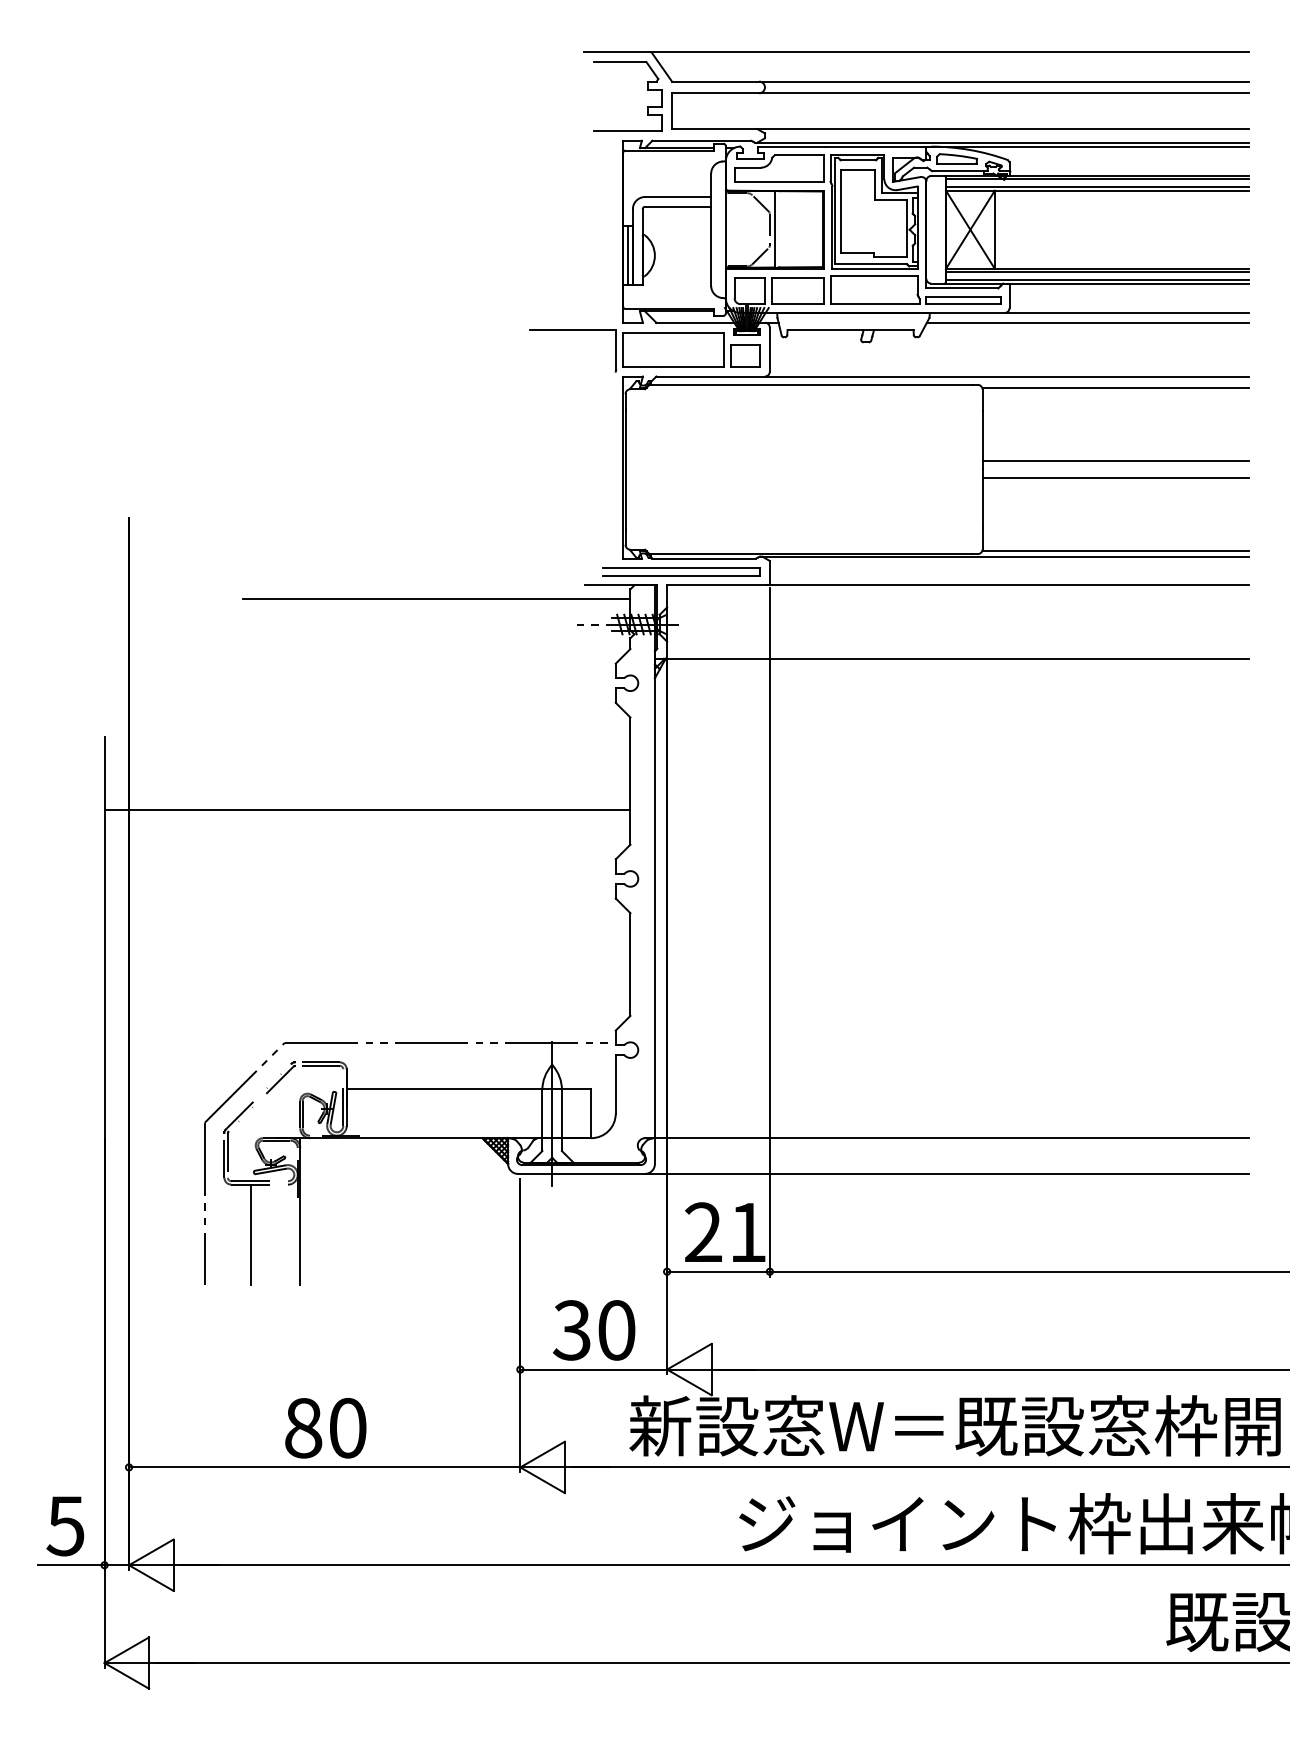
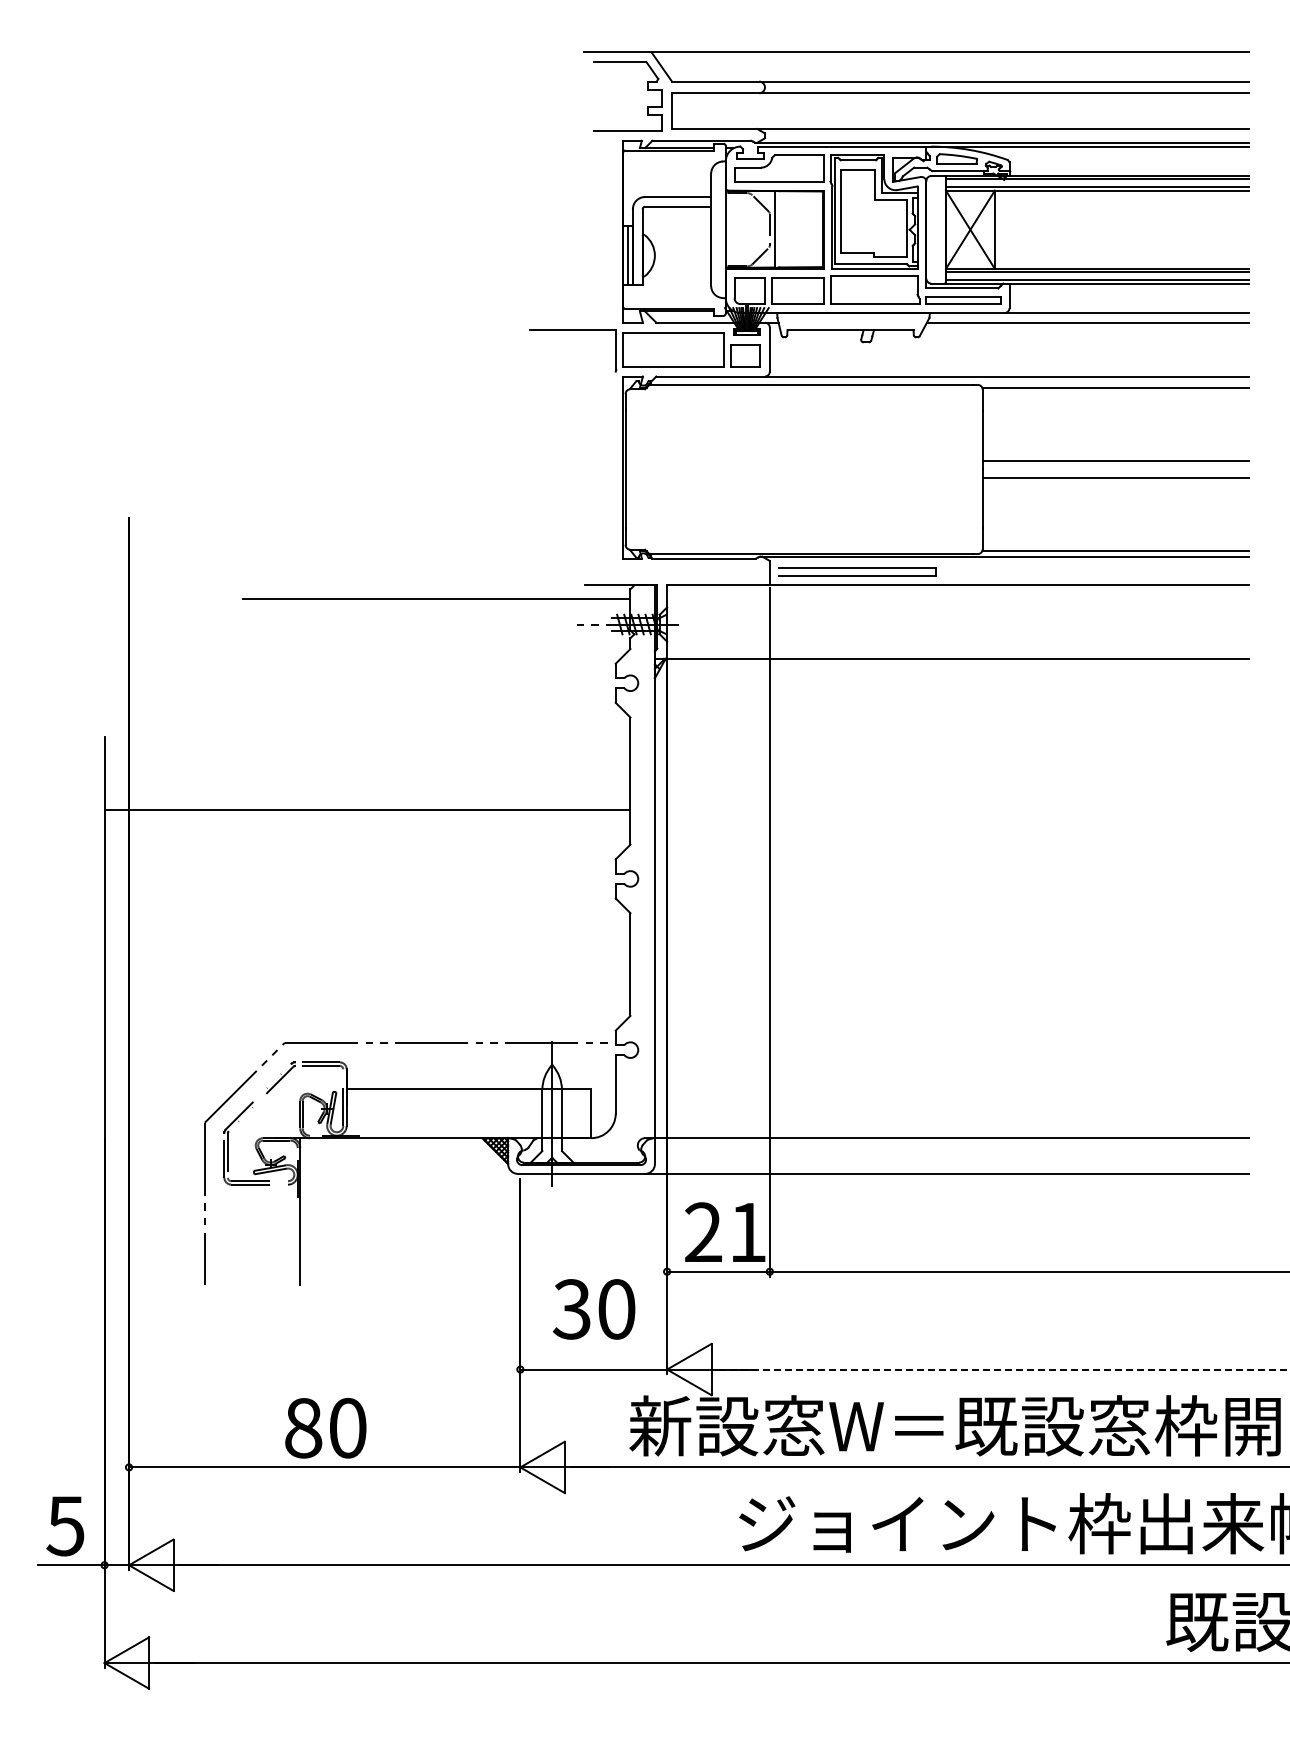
part position: (681, 571) -> (857, 571) (857, 571)
line: present -> none (251, 1234)
text position: (594, 1330) -> (594, 1309) (594, 1309)
line: solid -> dashed (1004, 1369)
